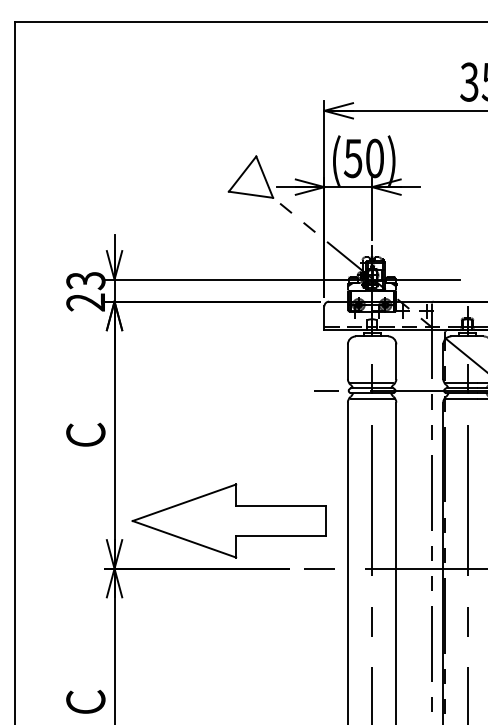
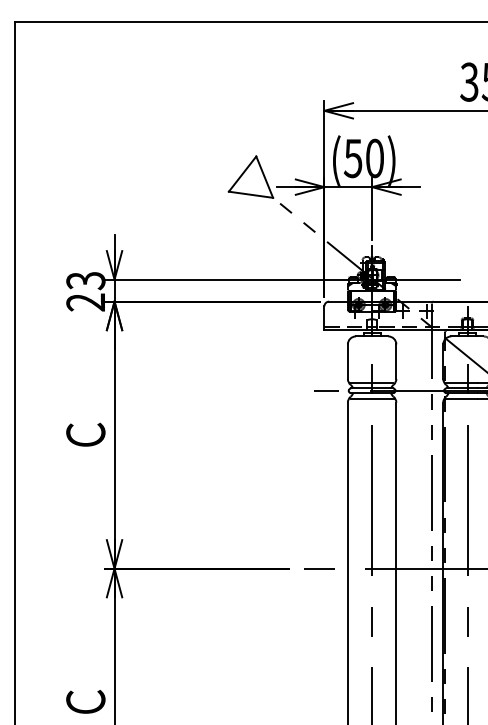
part: present -> none (228, 520)
